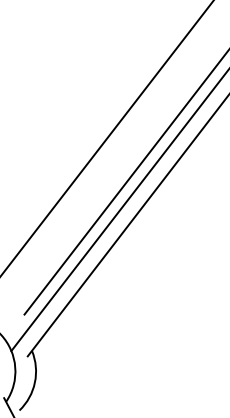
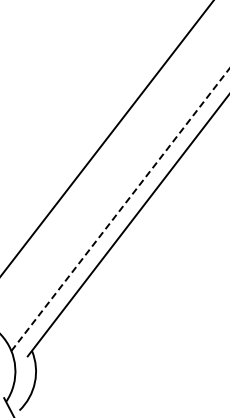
line: present -> none (125, 183)
line: solid -> dashed (120, 209)
